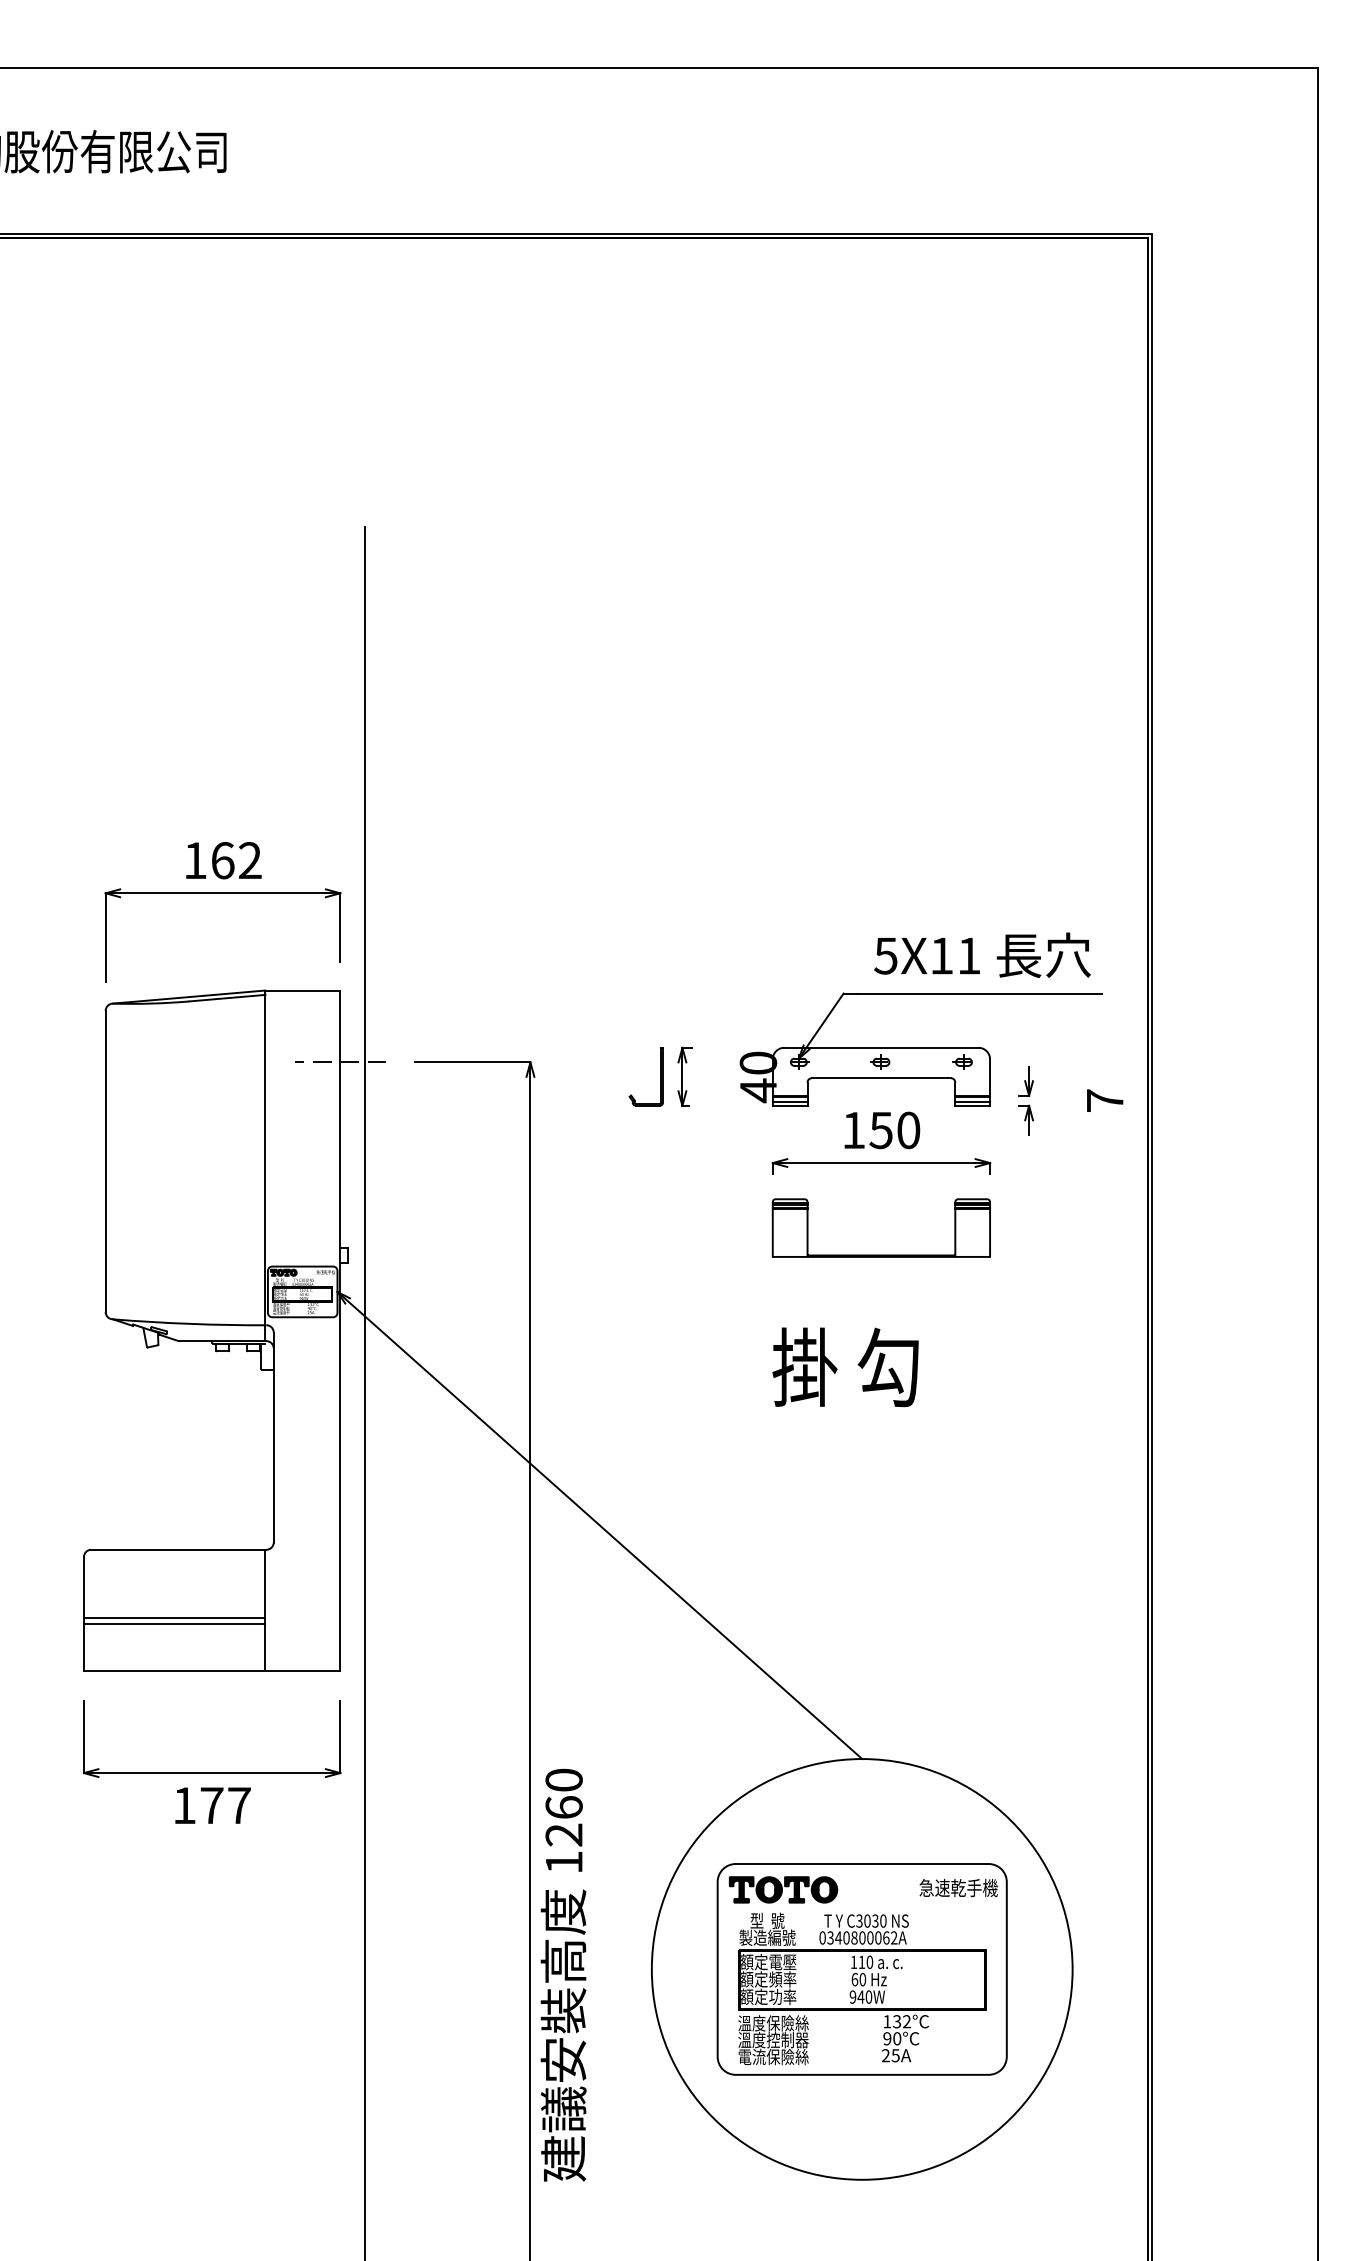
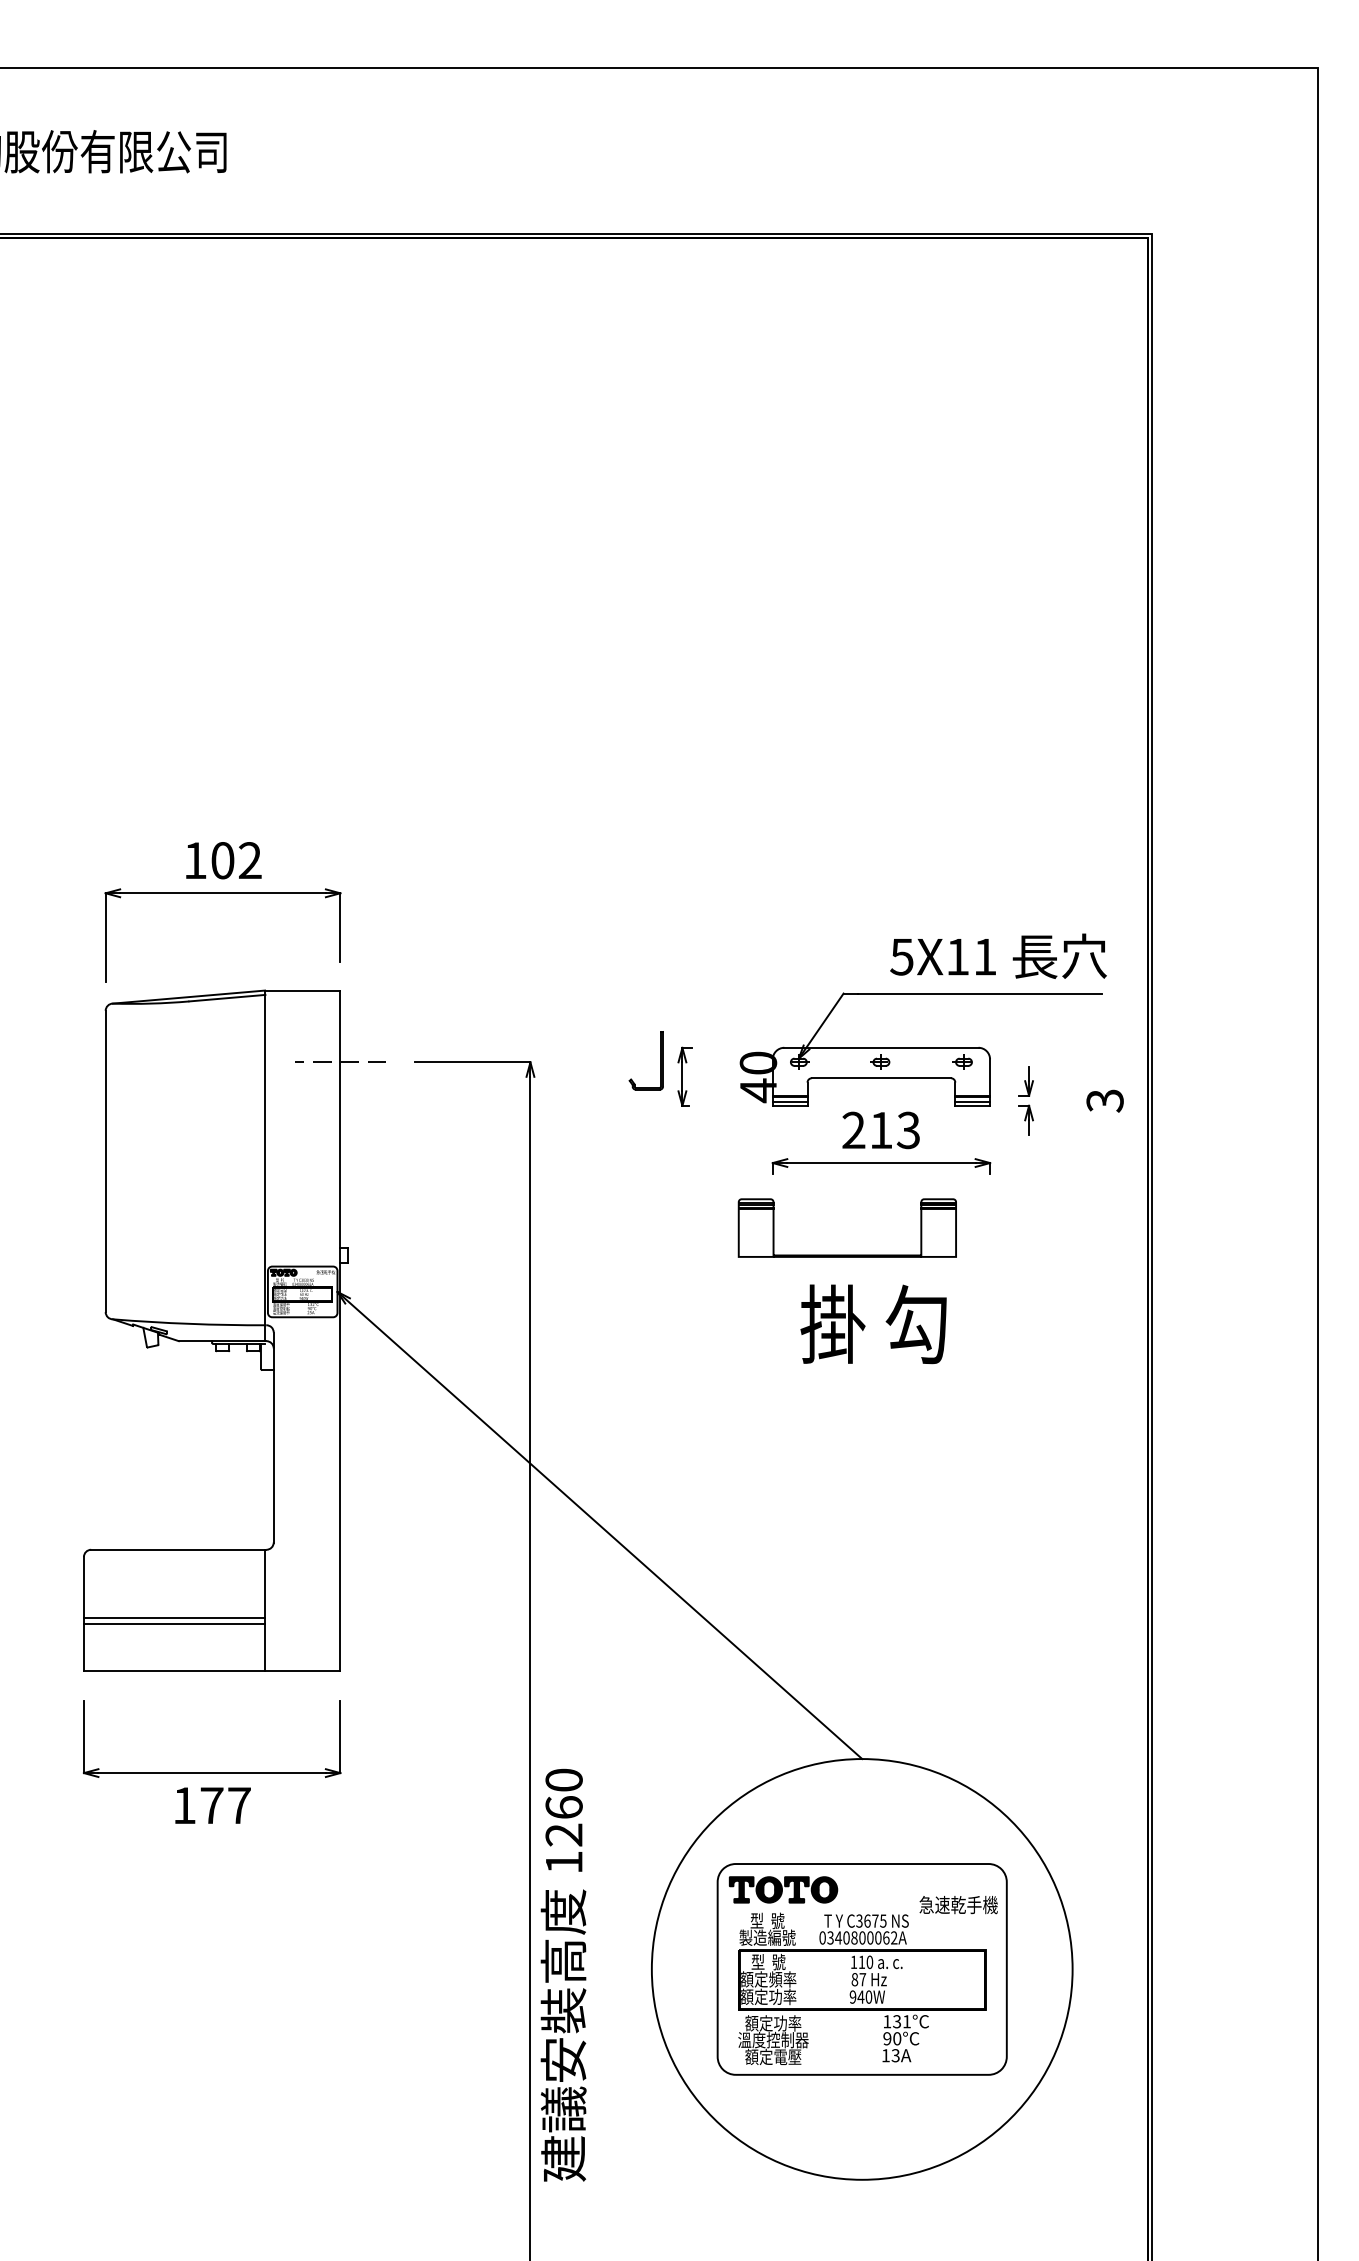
text: 162 -> 102 (222, 860)
text position: (982, 954) -> (998, 955) (998, 955)
part position: (660, 1076) -> (660, 1060) (660, 1060)
text: 7 -> 3 (1104, 1100)
text: 150 -> 213 (881, 1130)
part position: (880, 1254) -> (846, 1254) (846, 1254)
text position: (845, 1367) -> (873, 1324) (873, 1324)
line: present -> none (364, 1392)
text position: (958, 1888) -> (958, 1905) (958, 1905)
text: C3030 -> C3675 (875, 1920)
text: 額定電壓 -> 型  號 (768, 1961)
text: 60 -> 87 (858, 1979)
text: 132°C -> 131°C (906, 2021)
text: 溫度保險絲 -> 額定功率 (773, 2023)
text: 25A -> 13A (890, 2055)
text: 電流保險絲 -> 額定電壓 (773, 2056)
